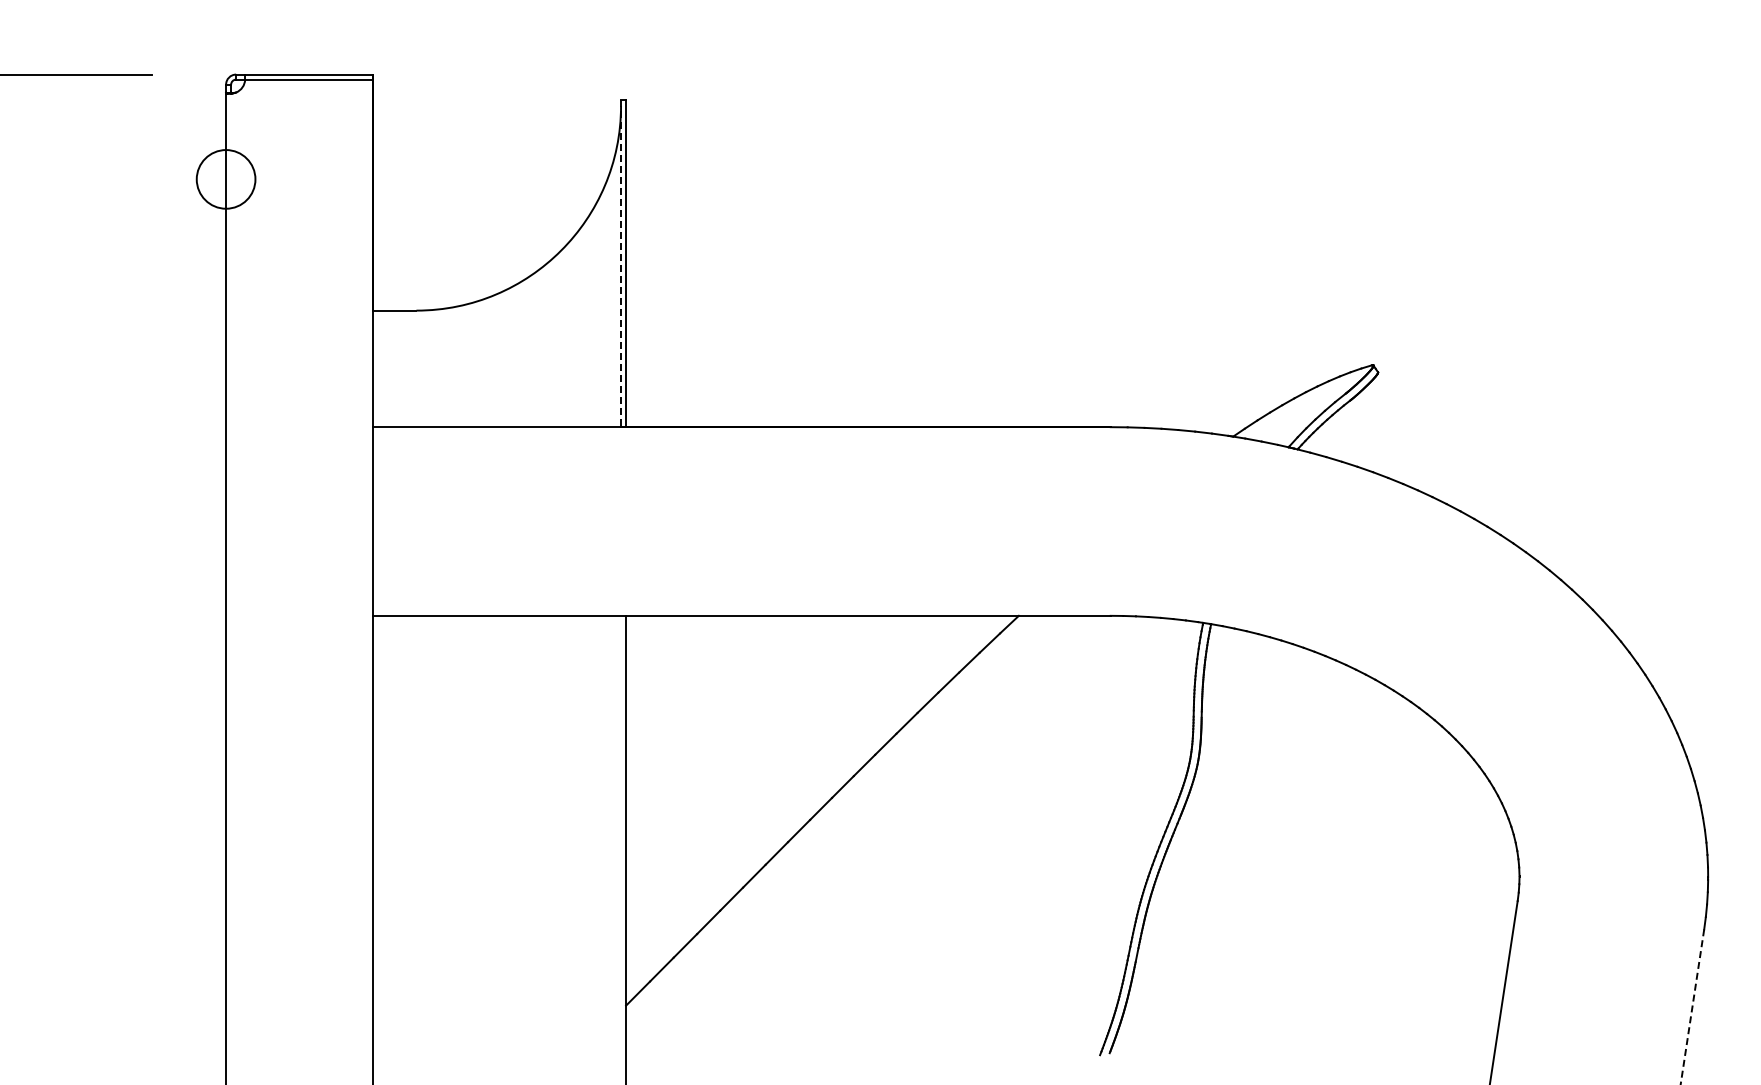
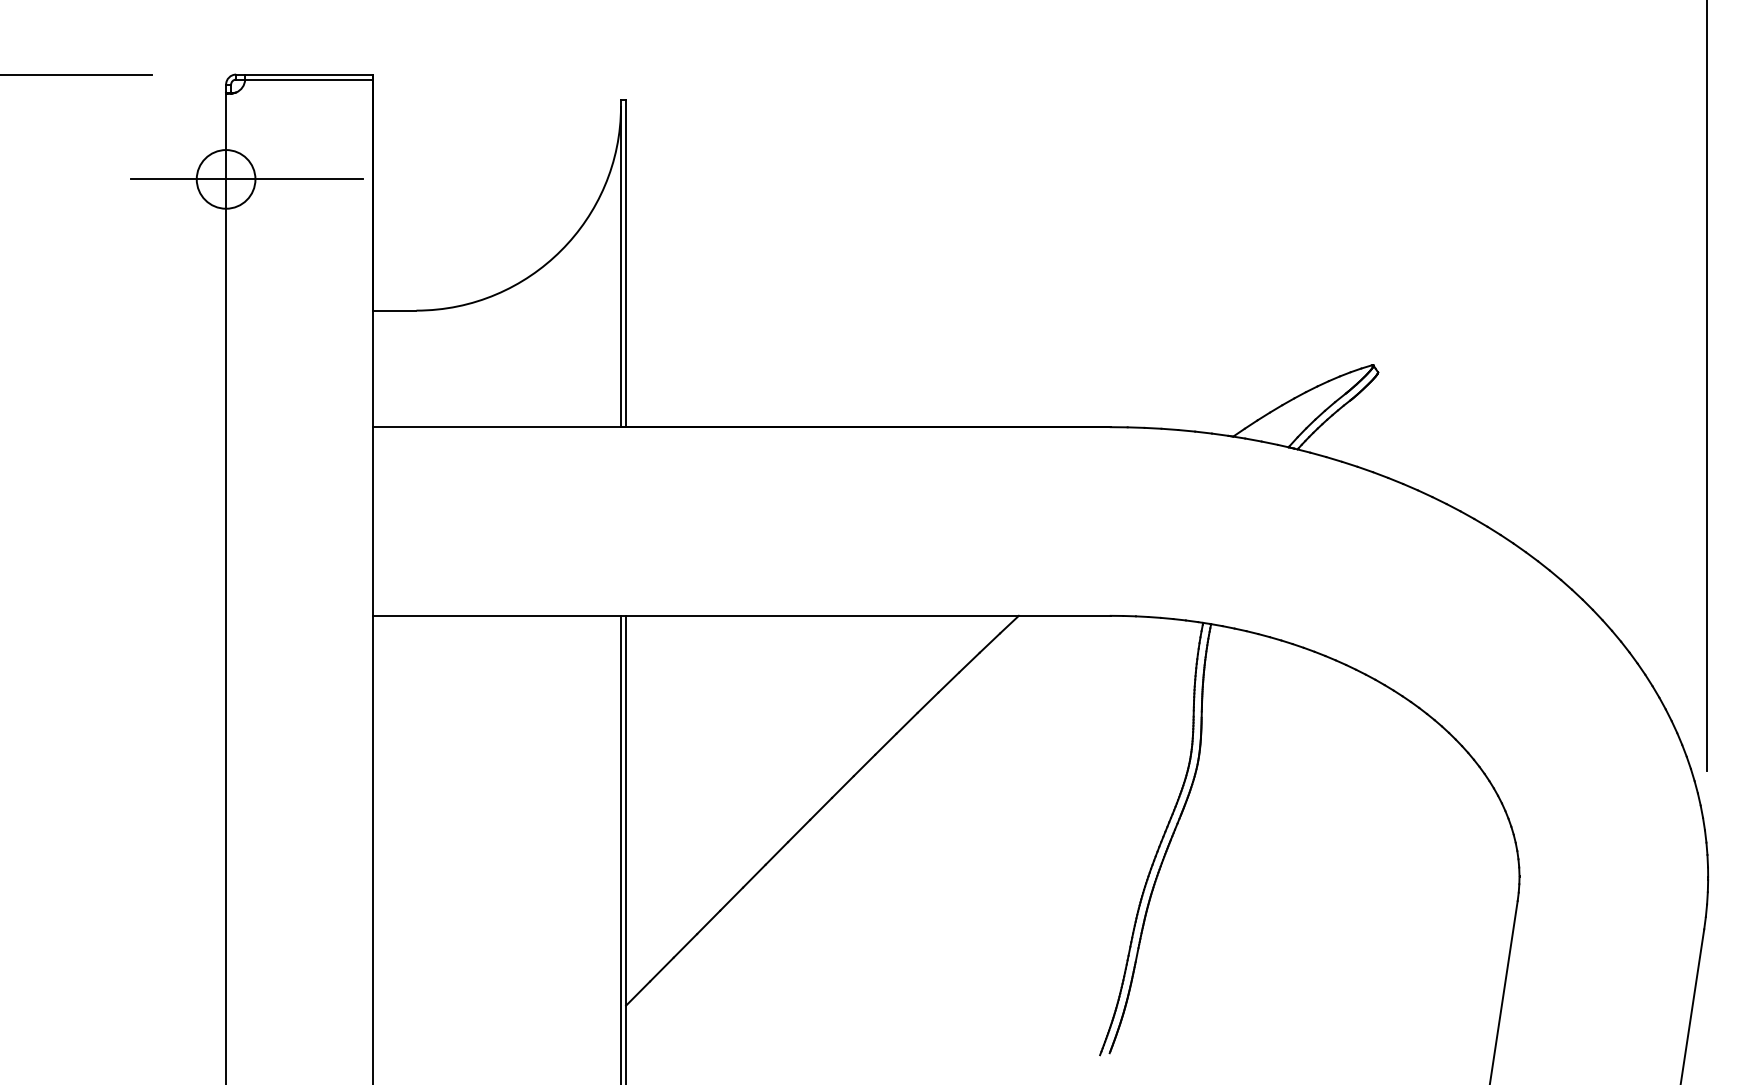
line: none -> present (246, 179)
line: dashed -> solid (621, 263)
line: none -> present (1707, 386)
line: none -> present (621, 848)
line: dashed -> solid (1692, 1007)
